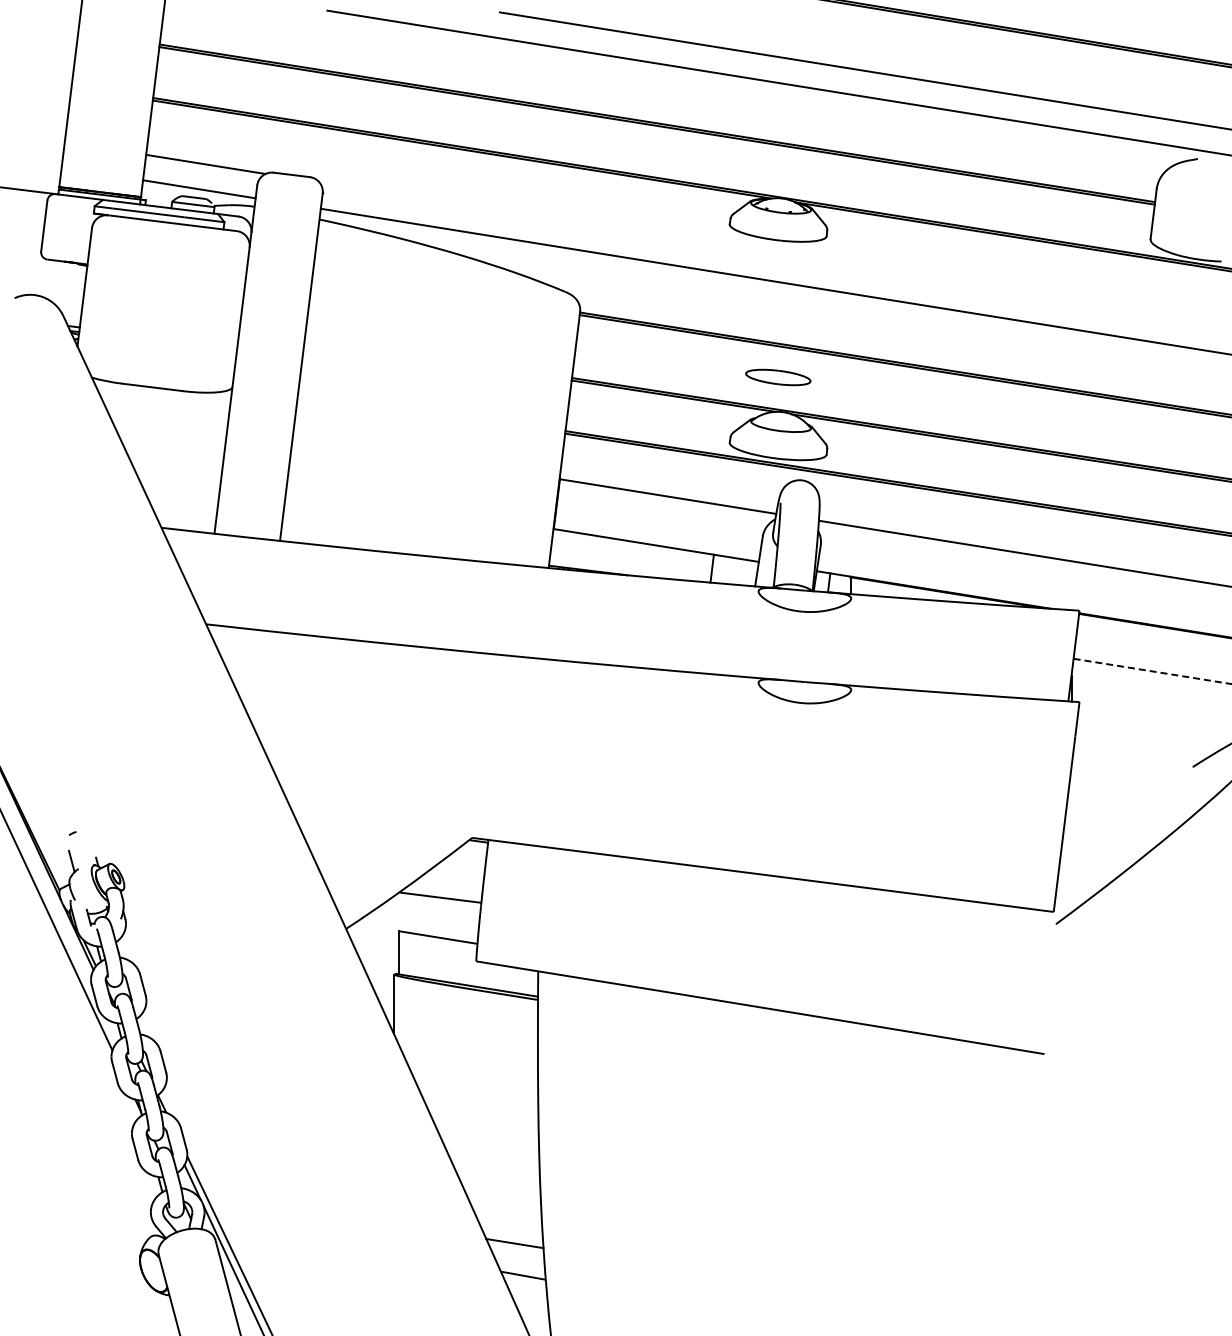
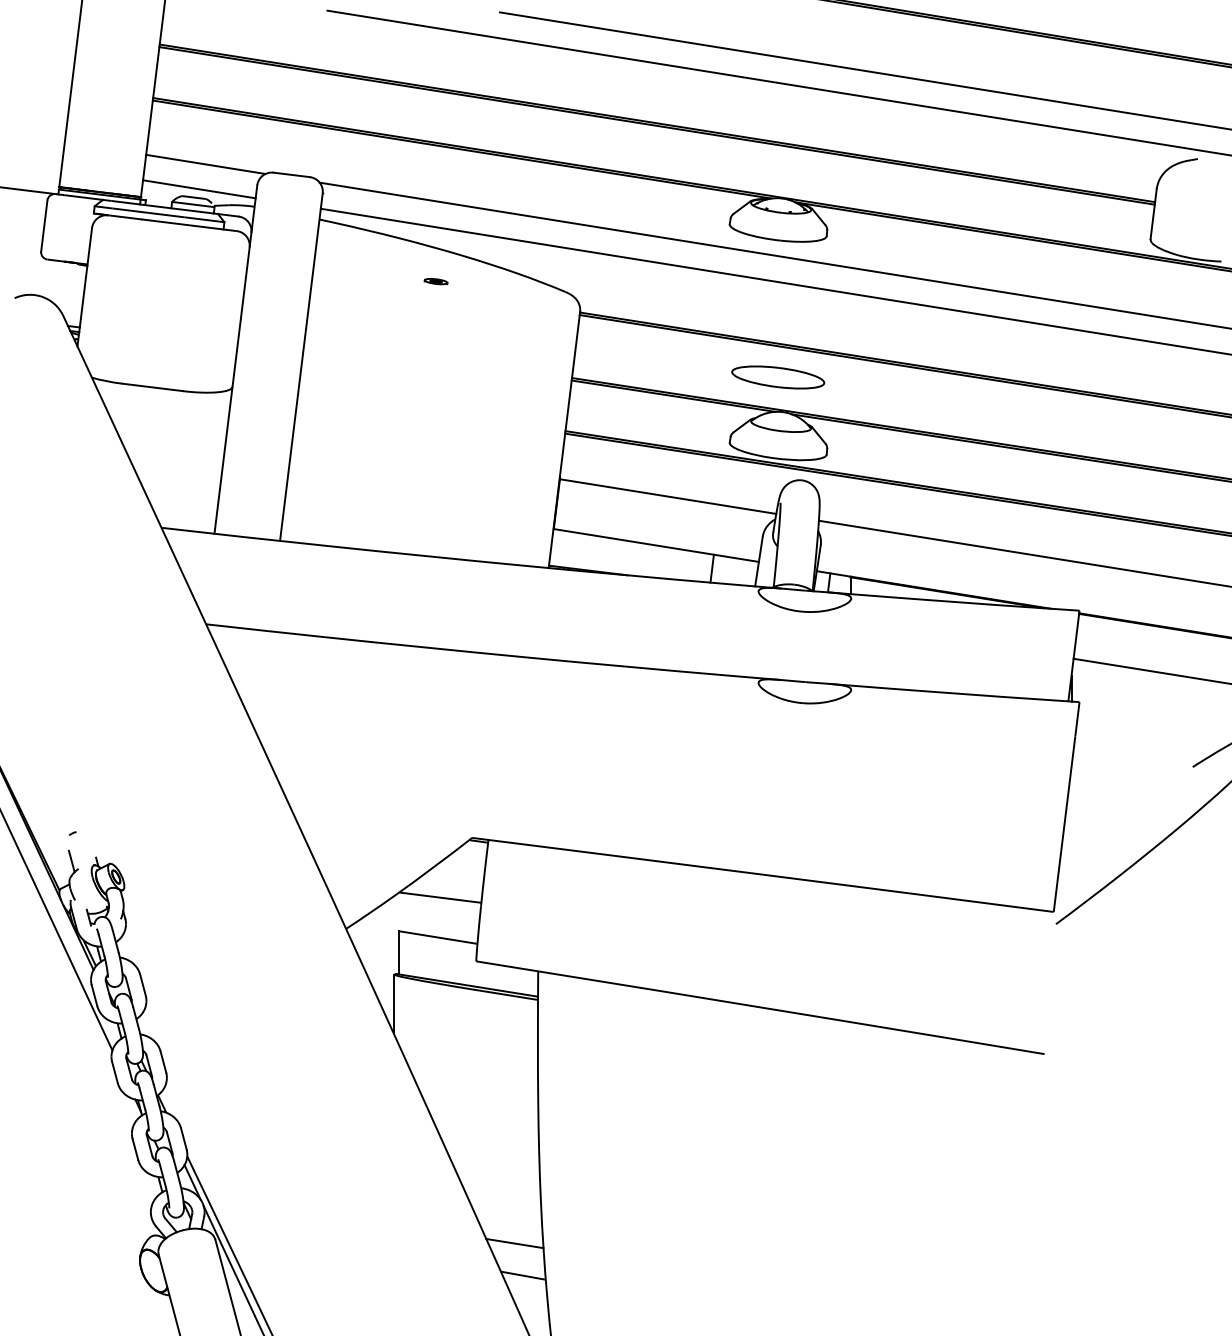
line: none -> present (773, 255)
part: none -> present (435, 281)
part size: 67x19 px -> 95x25 px (778, 377)
line: dashed -> solid (1152, 671)
